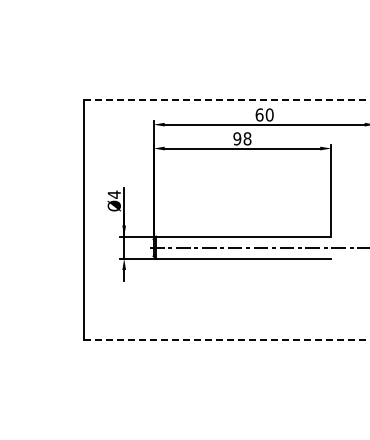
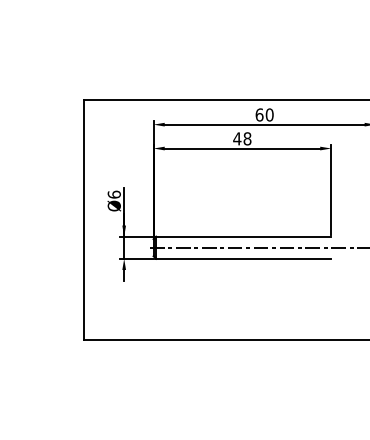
line: dashed -> solid (227, 99)
text: 98 -> 48 (237, 138)
text: Ø4 -> Ø6 (113, 194)
line: dashed -> solid (227, 340)
